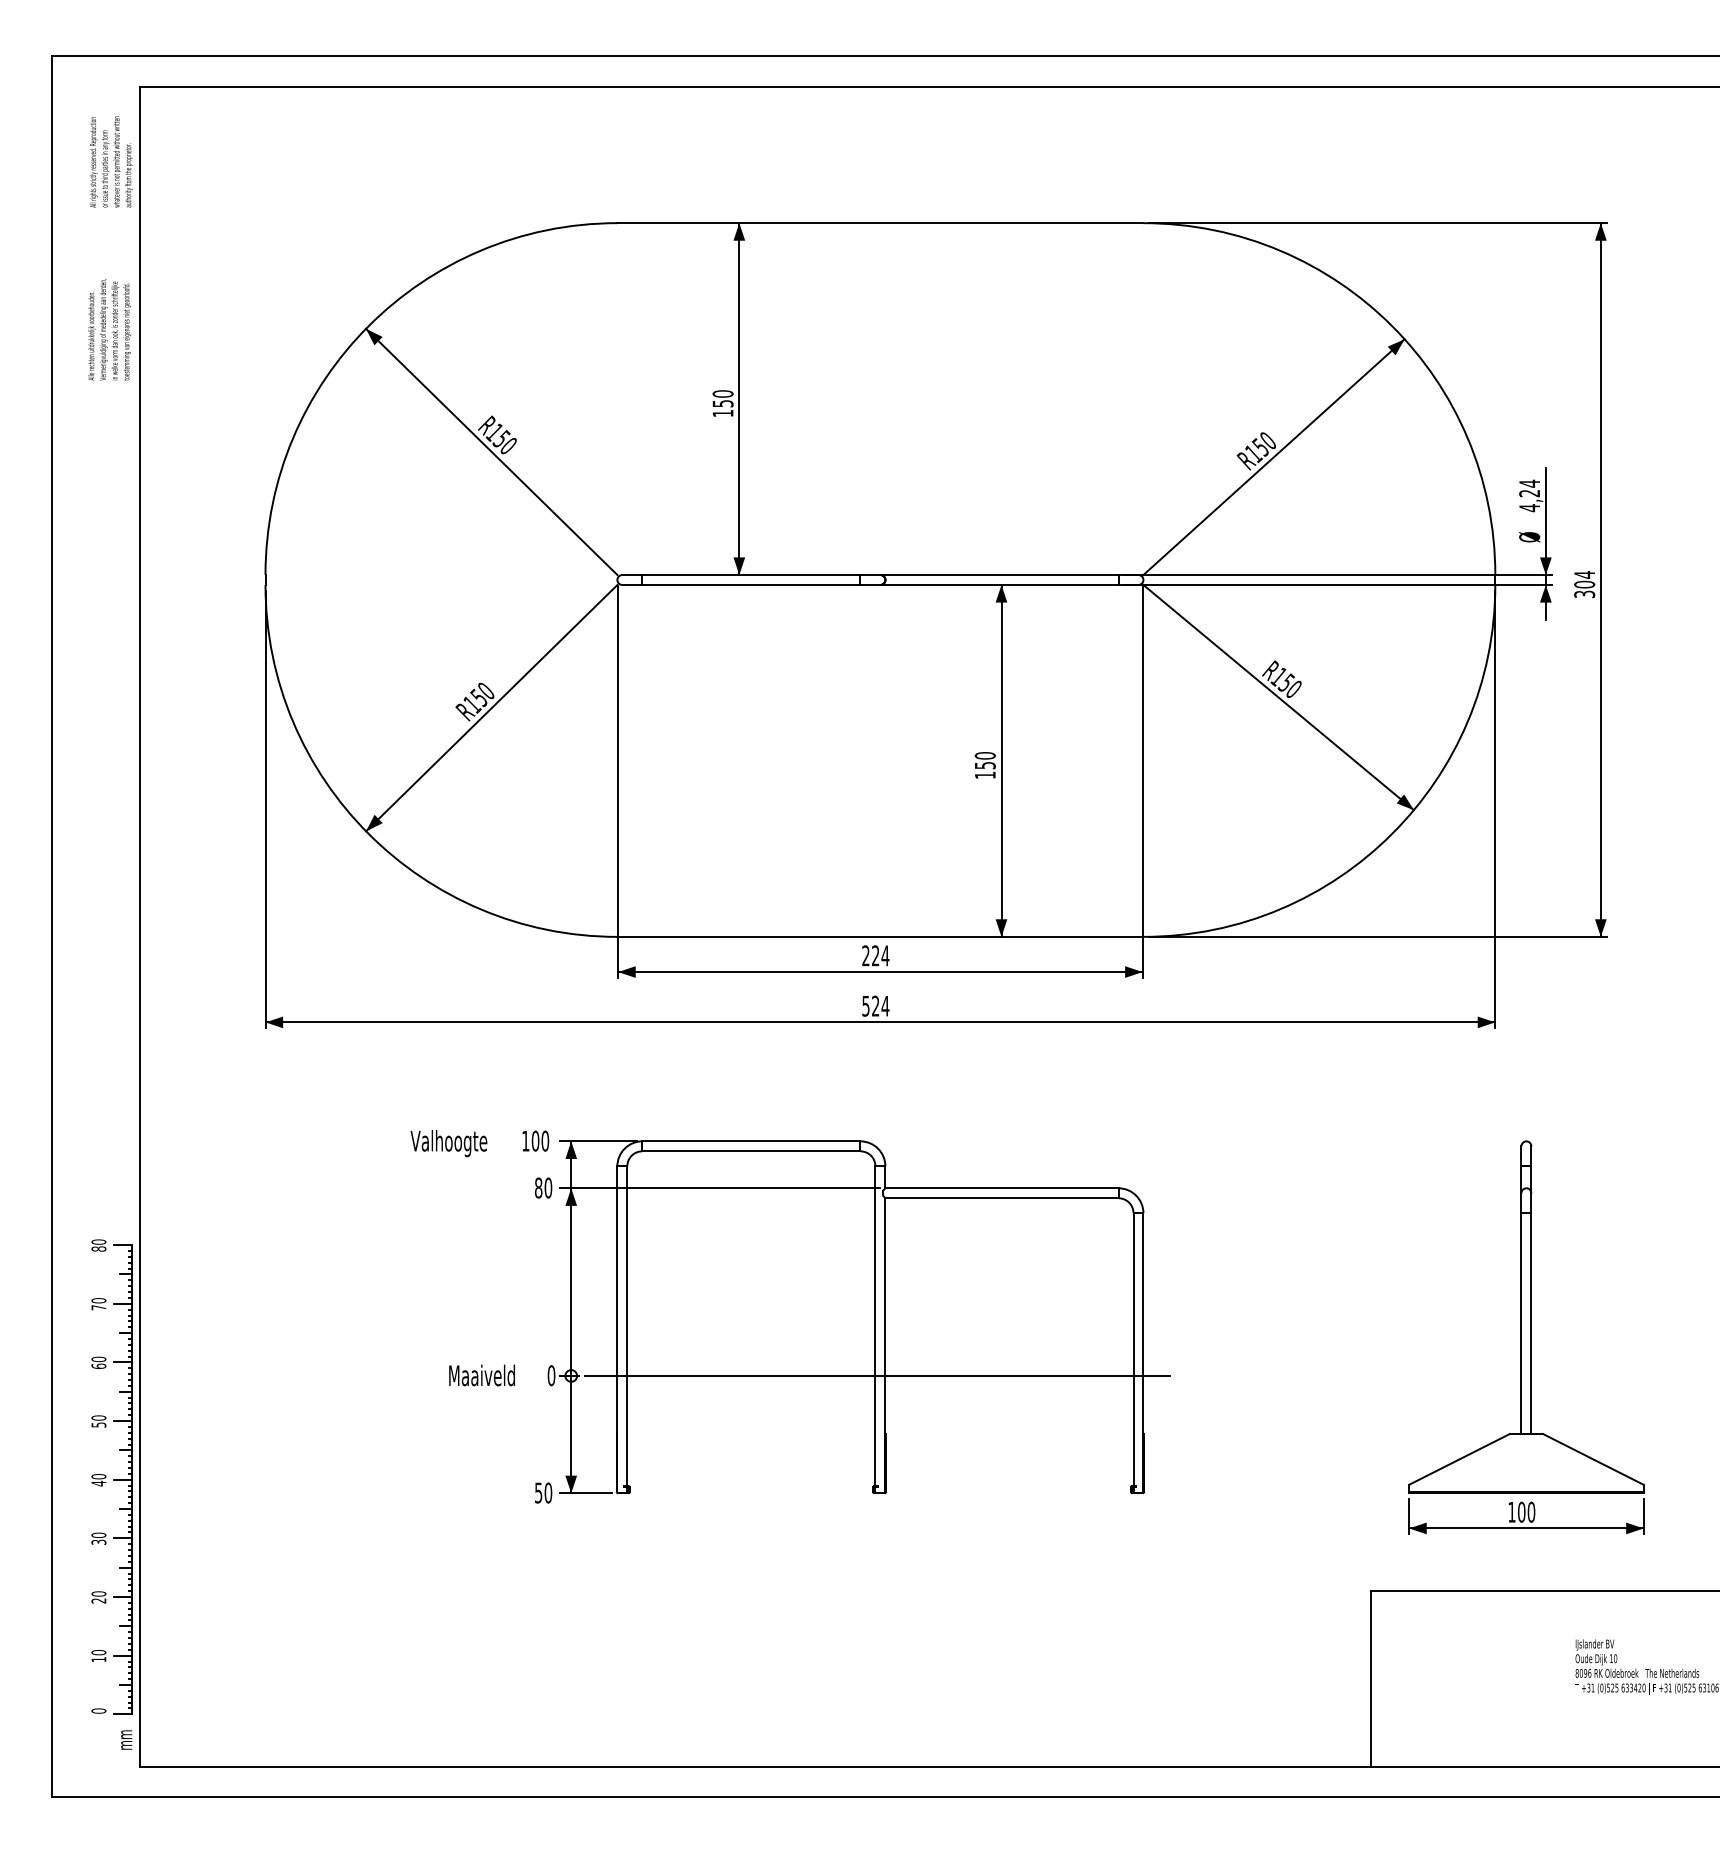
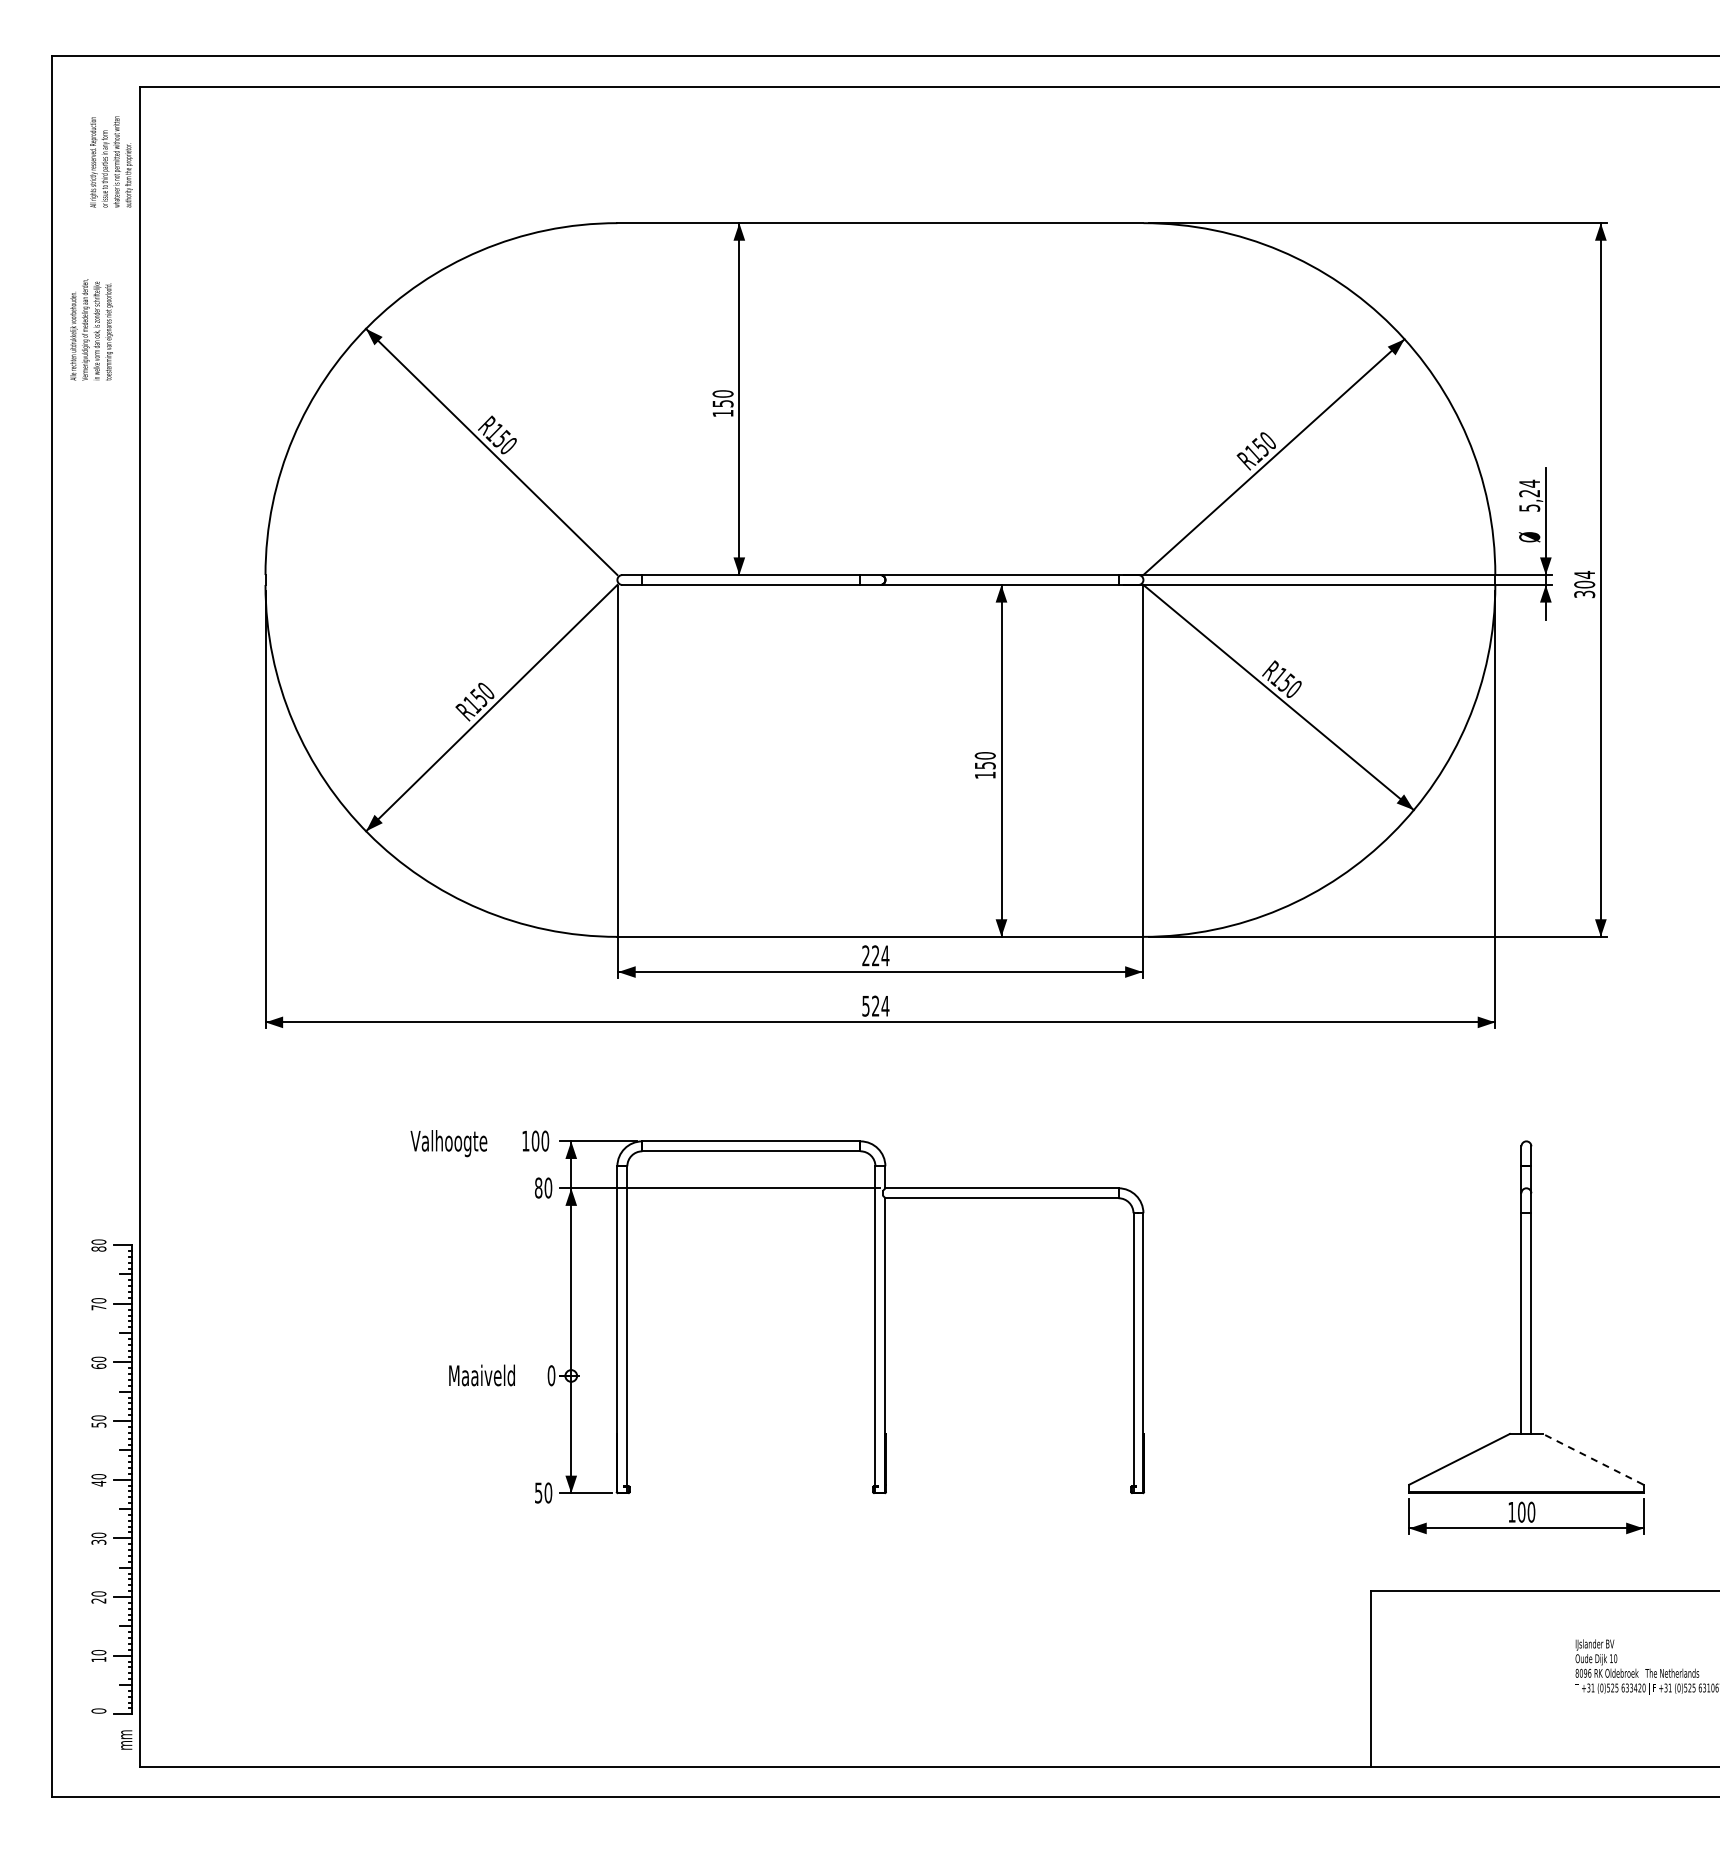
text position: (109, 329) -> (91, 329) (91, 329)
text: 4,24 -> 5,24 (1529, 508)
line: present -> none (877, 1375)
line: solid -> dashed (1592, 1459)
